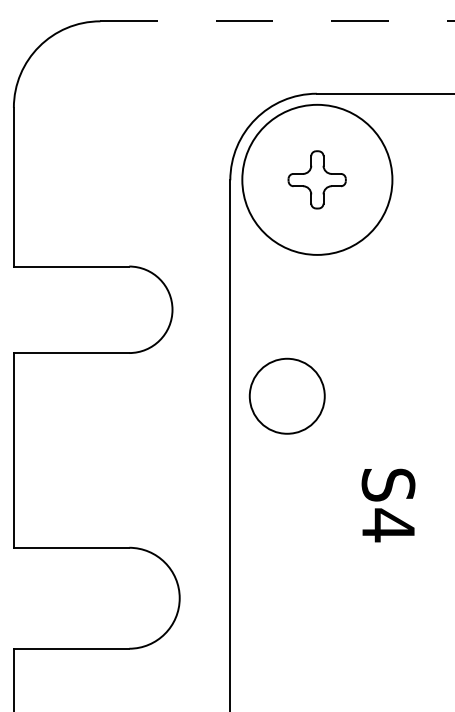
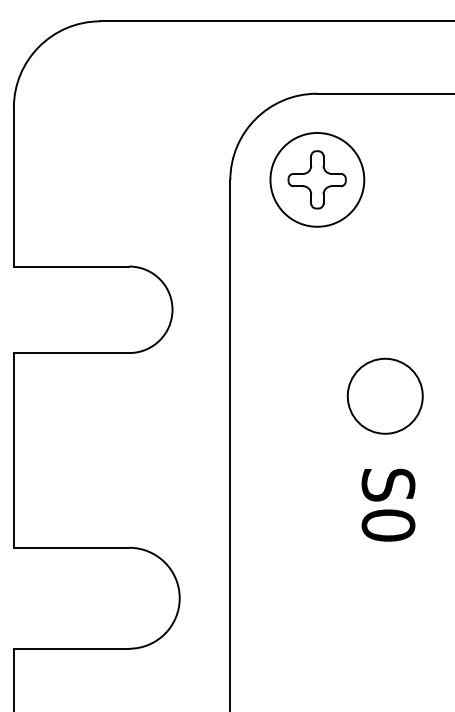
line: dashed -> solid (277, 21)
circle diameter: 150 px -> 94 px (317, 179)
circle position: (286, 395) -> (384, 395) (384, 395)
text: S4 -> S0 (388, 525)
